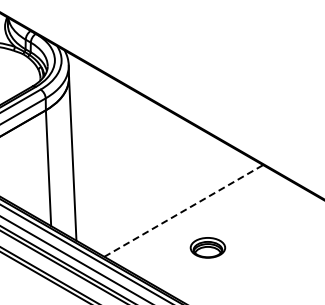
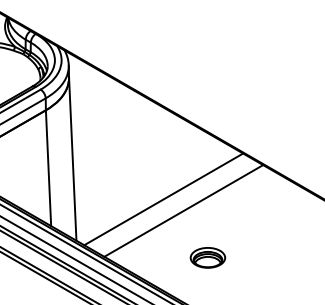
line: none -> present (163, 199)
line: dashed -> solid (183, 210)
part position: (207, 247) -> (207, 257) (207, 257)
